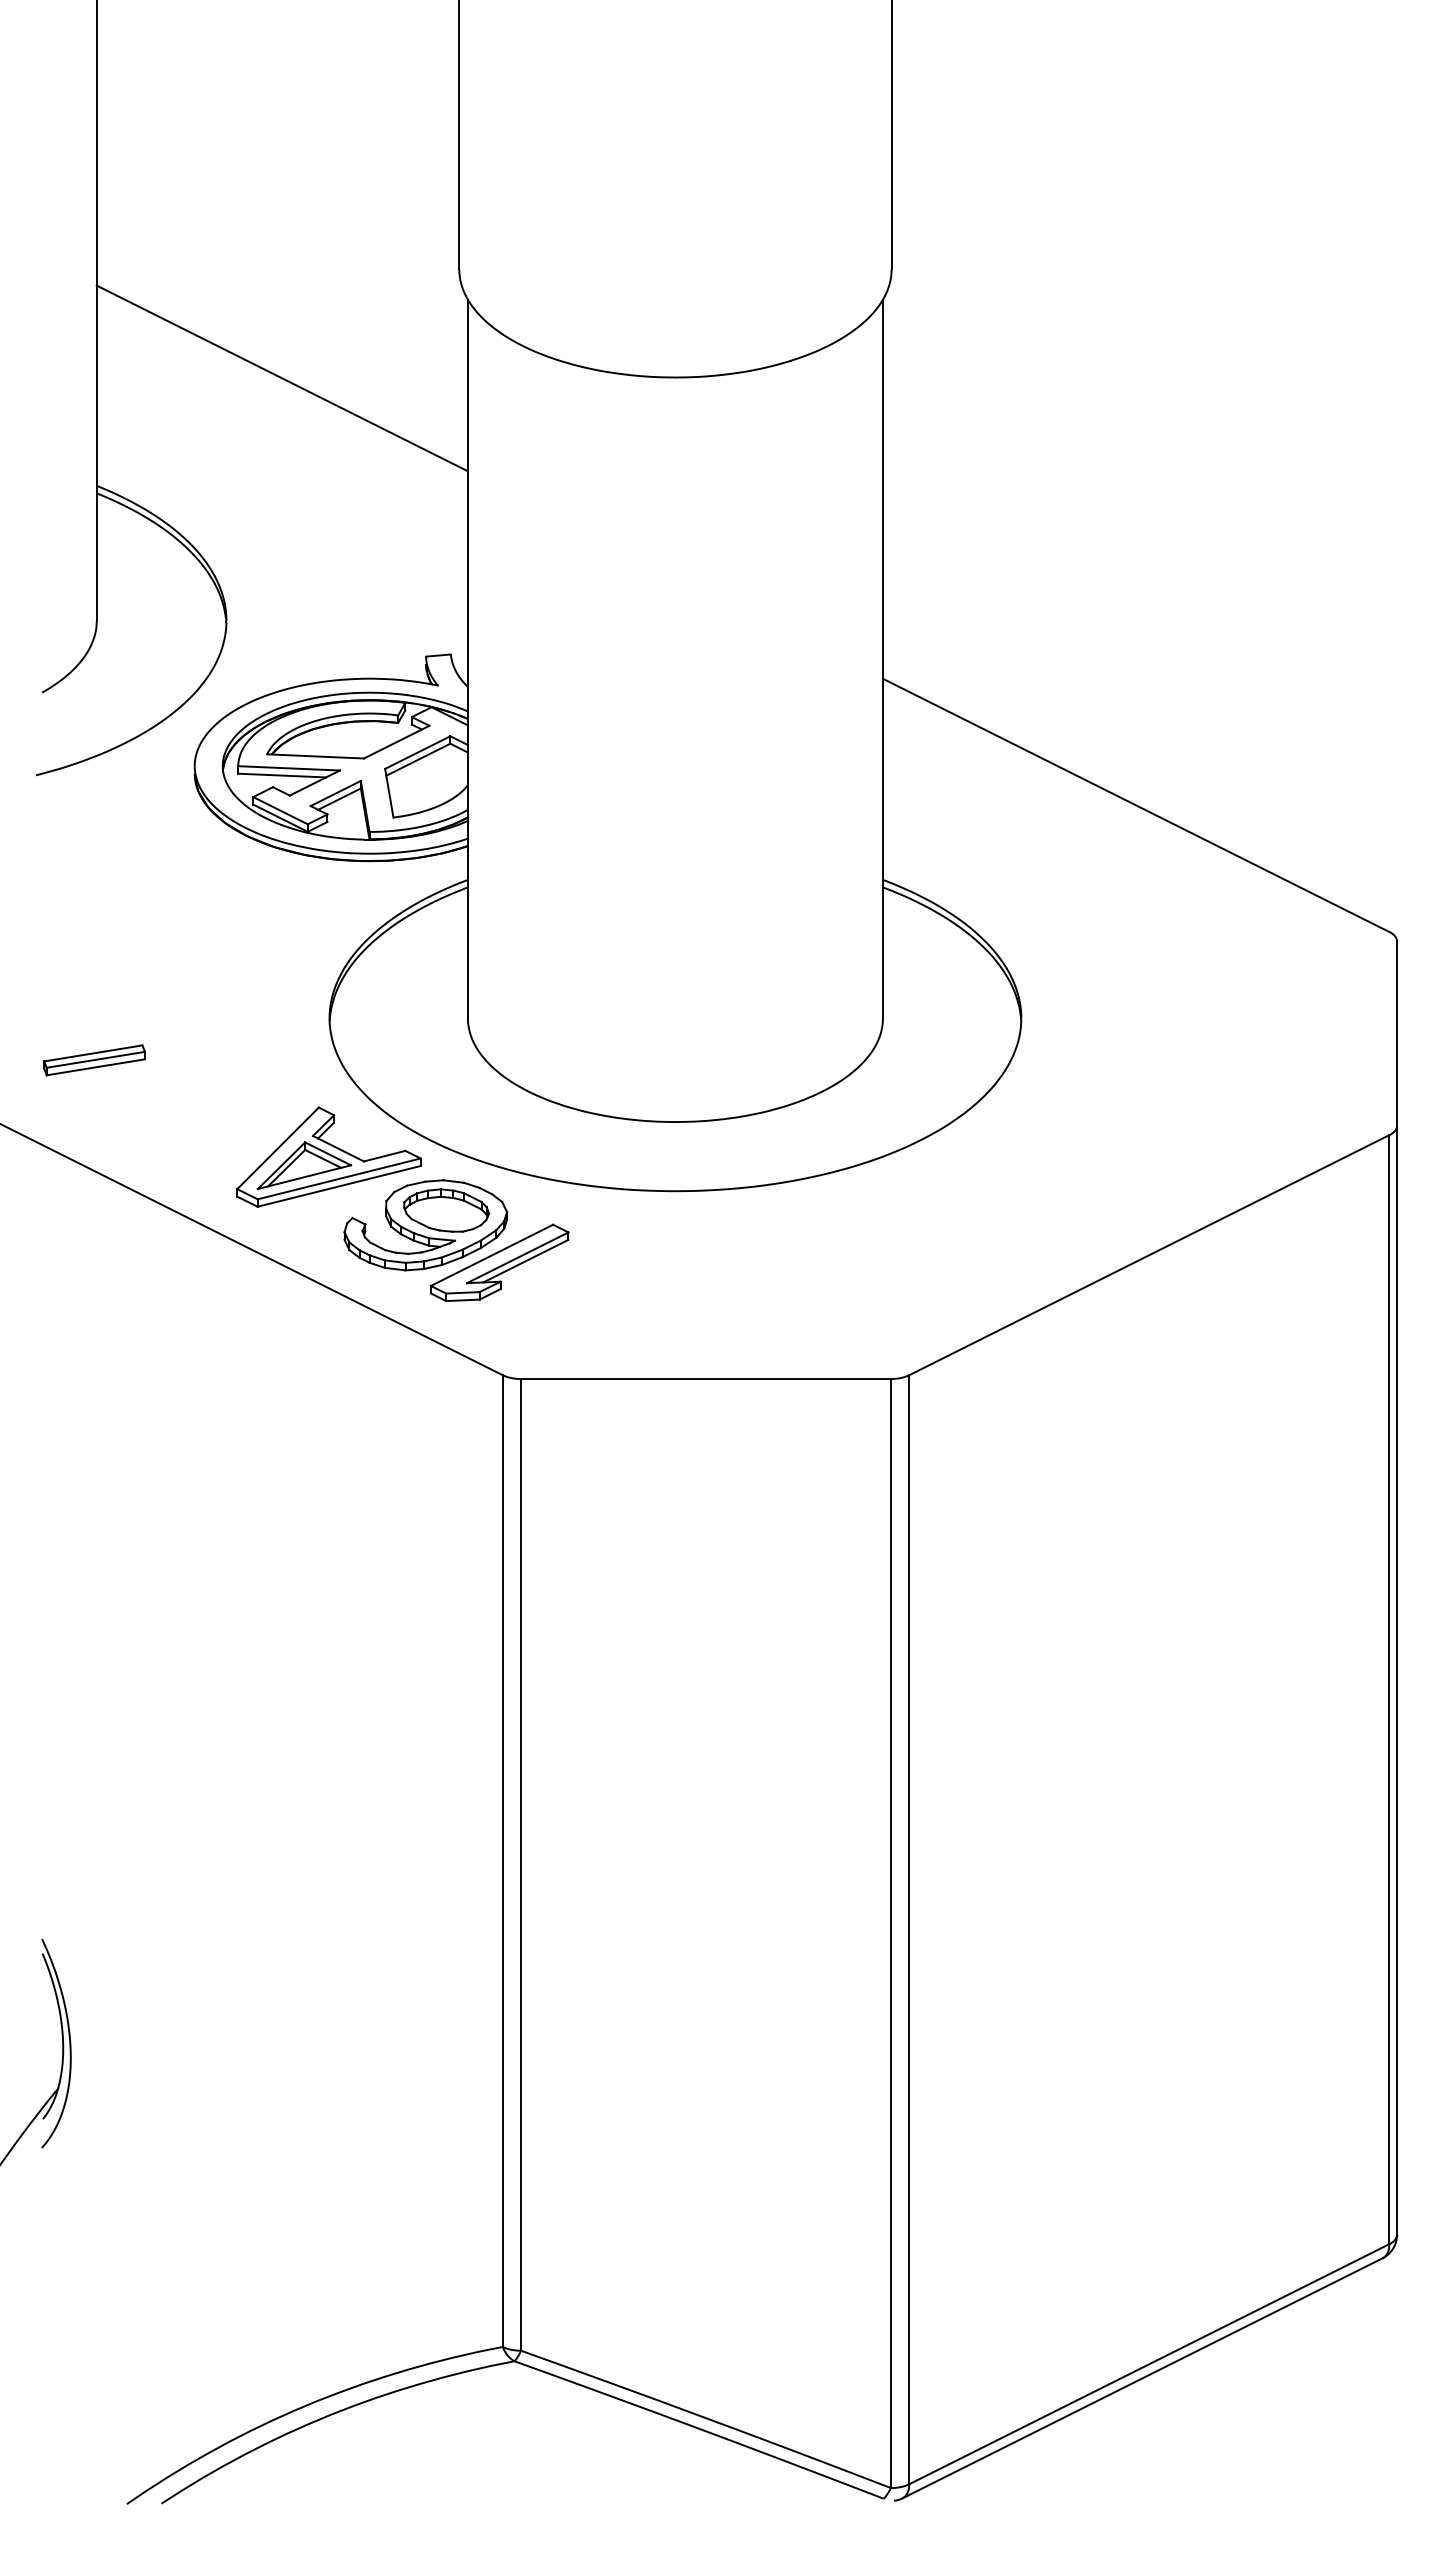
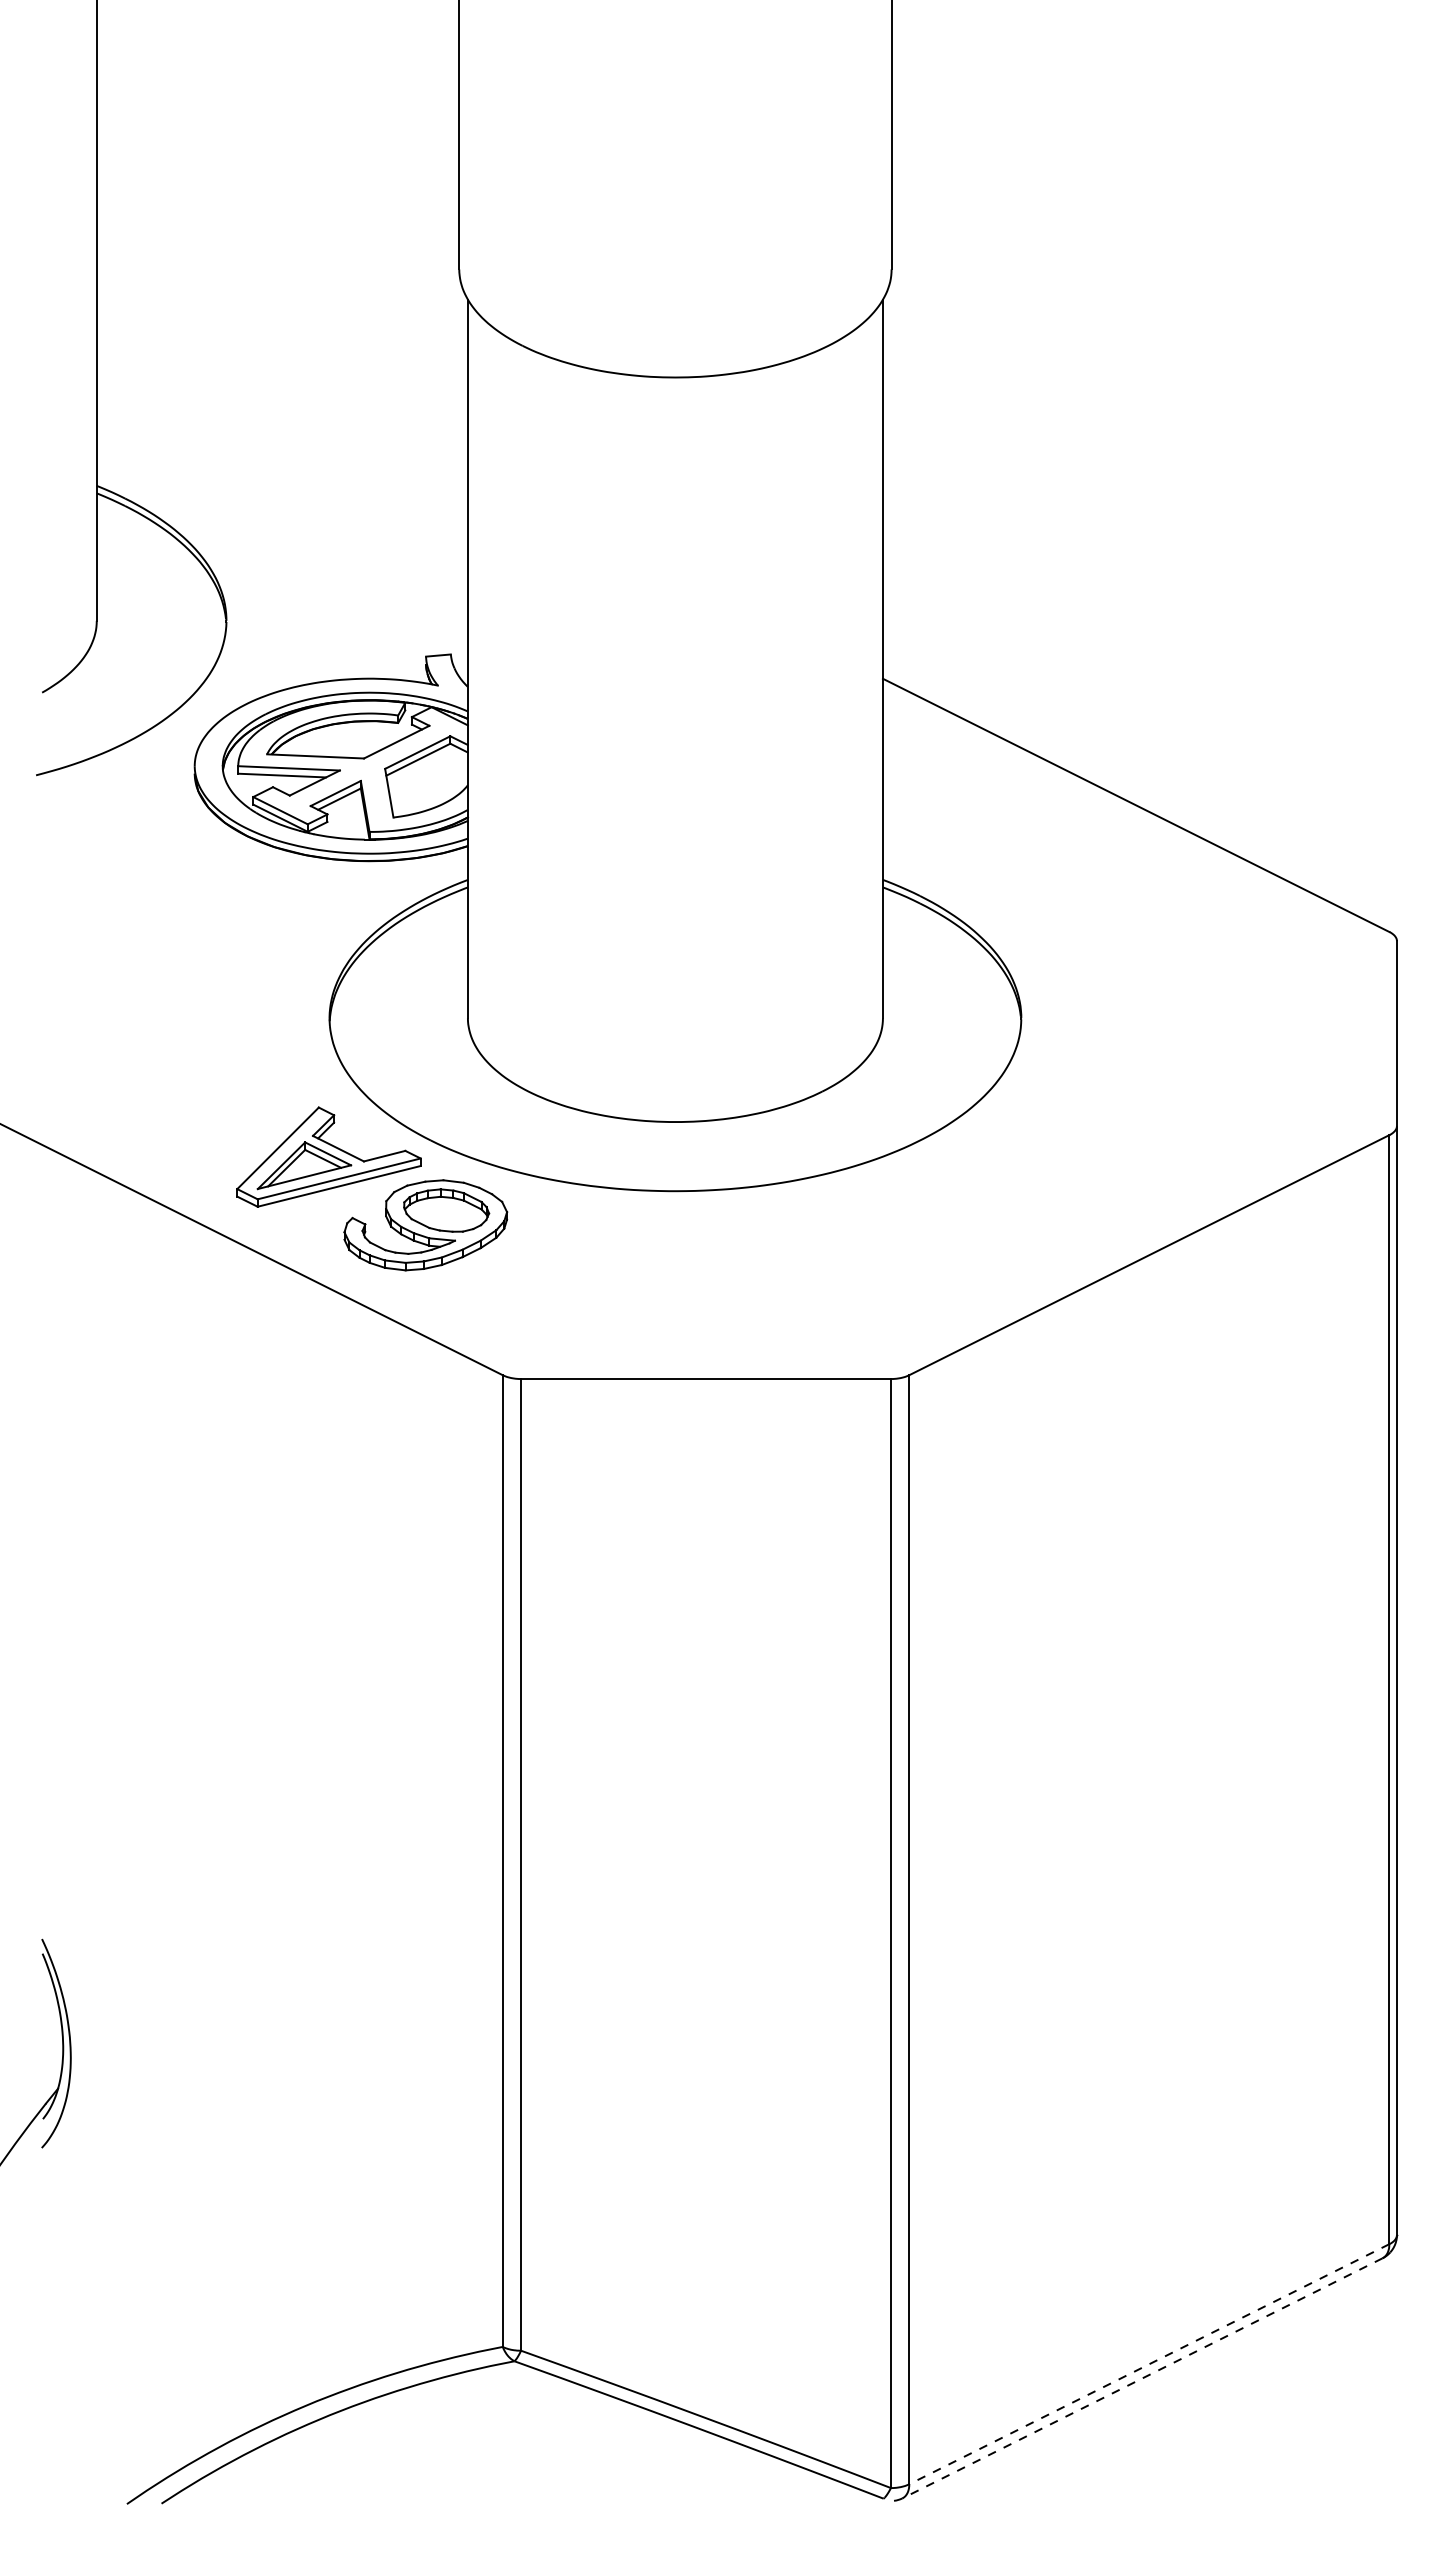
line: present -> none (281, 378)
part: present -> none (94, 1060)
part: present -> none (499, 1262)
line: solid -> dashed (1148, 2364)
line: solid -> dashed (1142, 2378)
